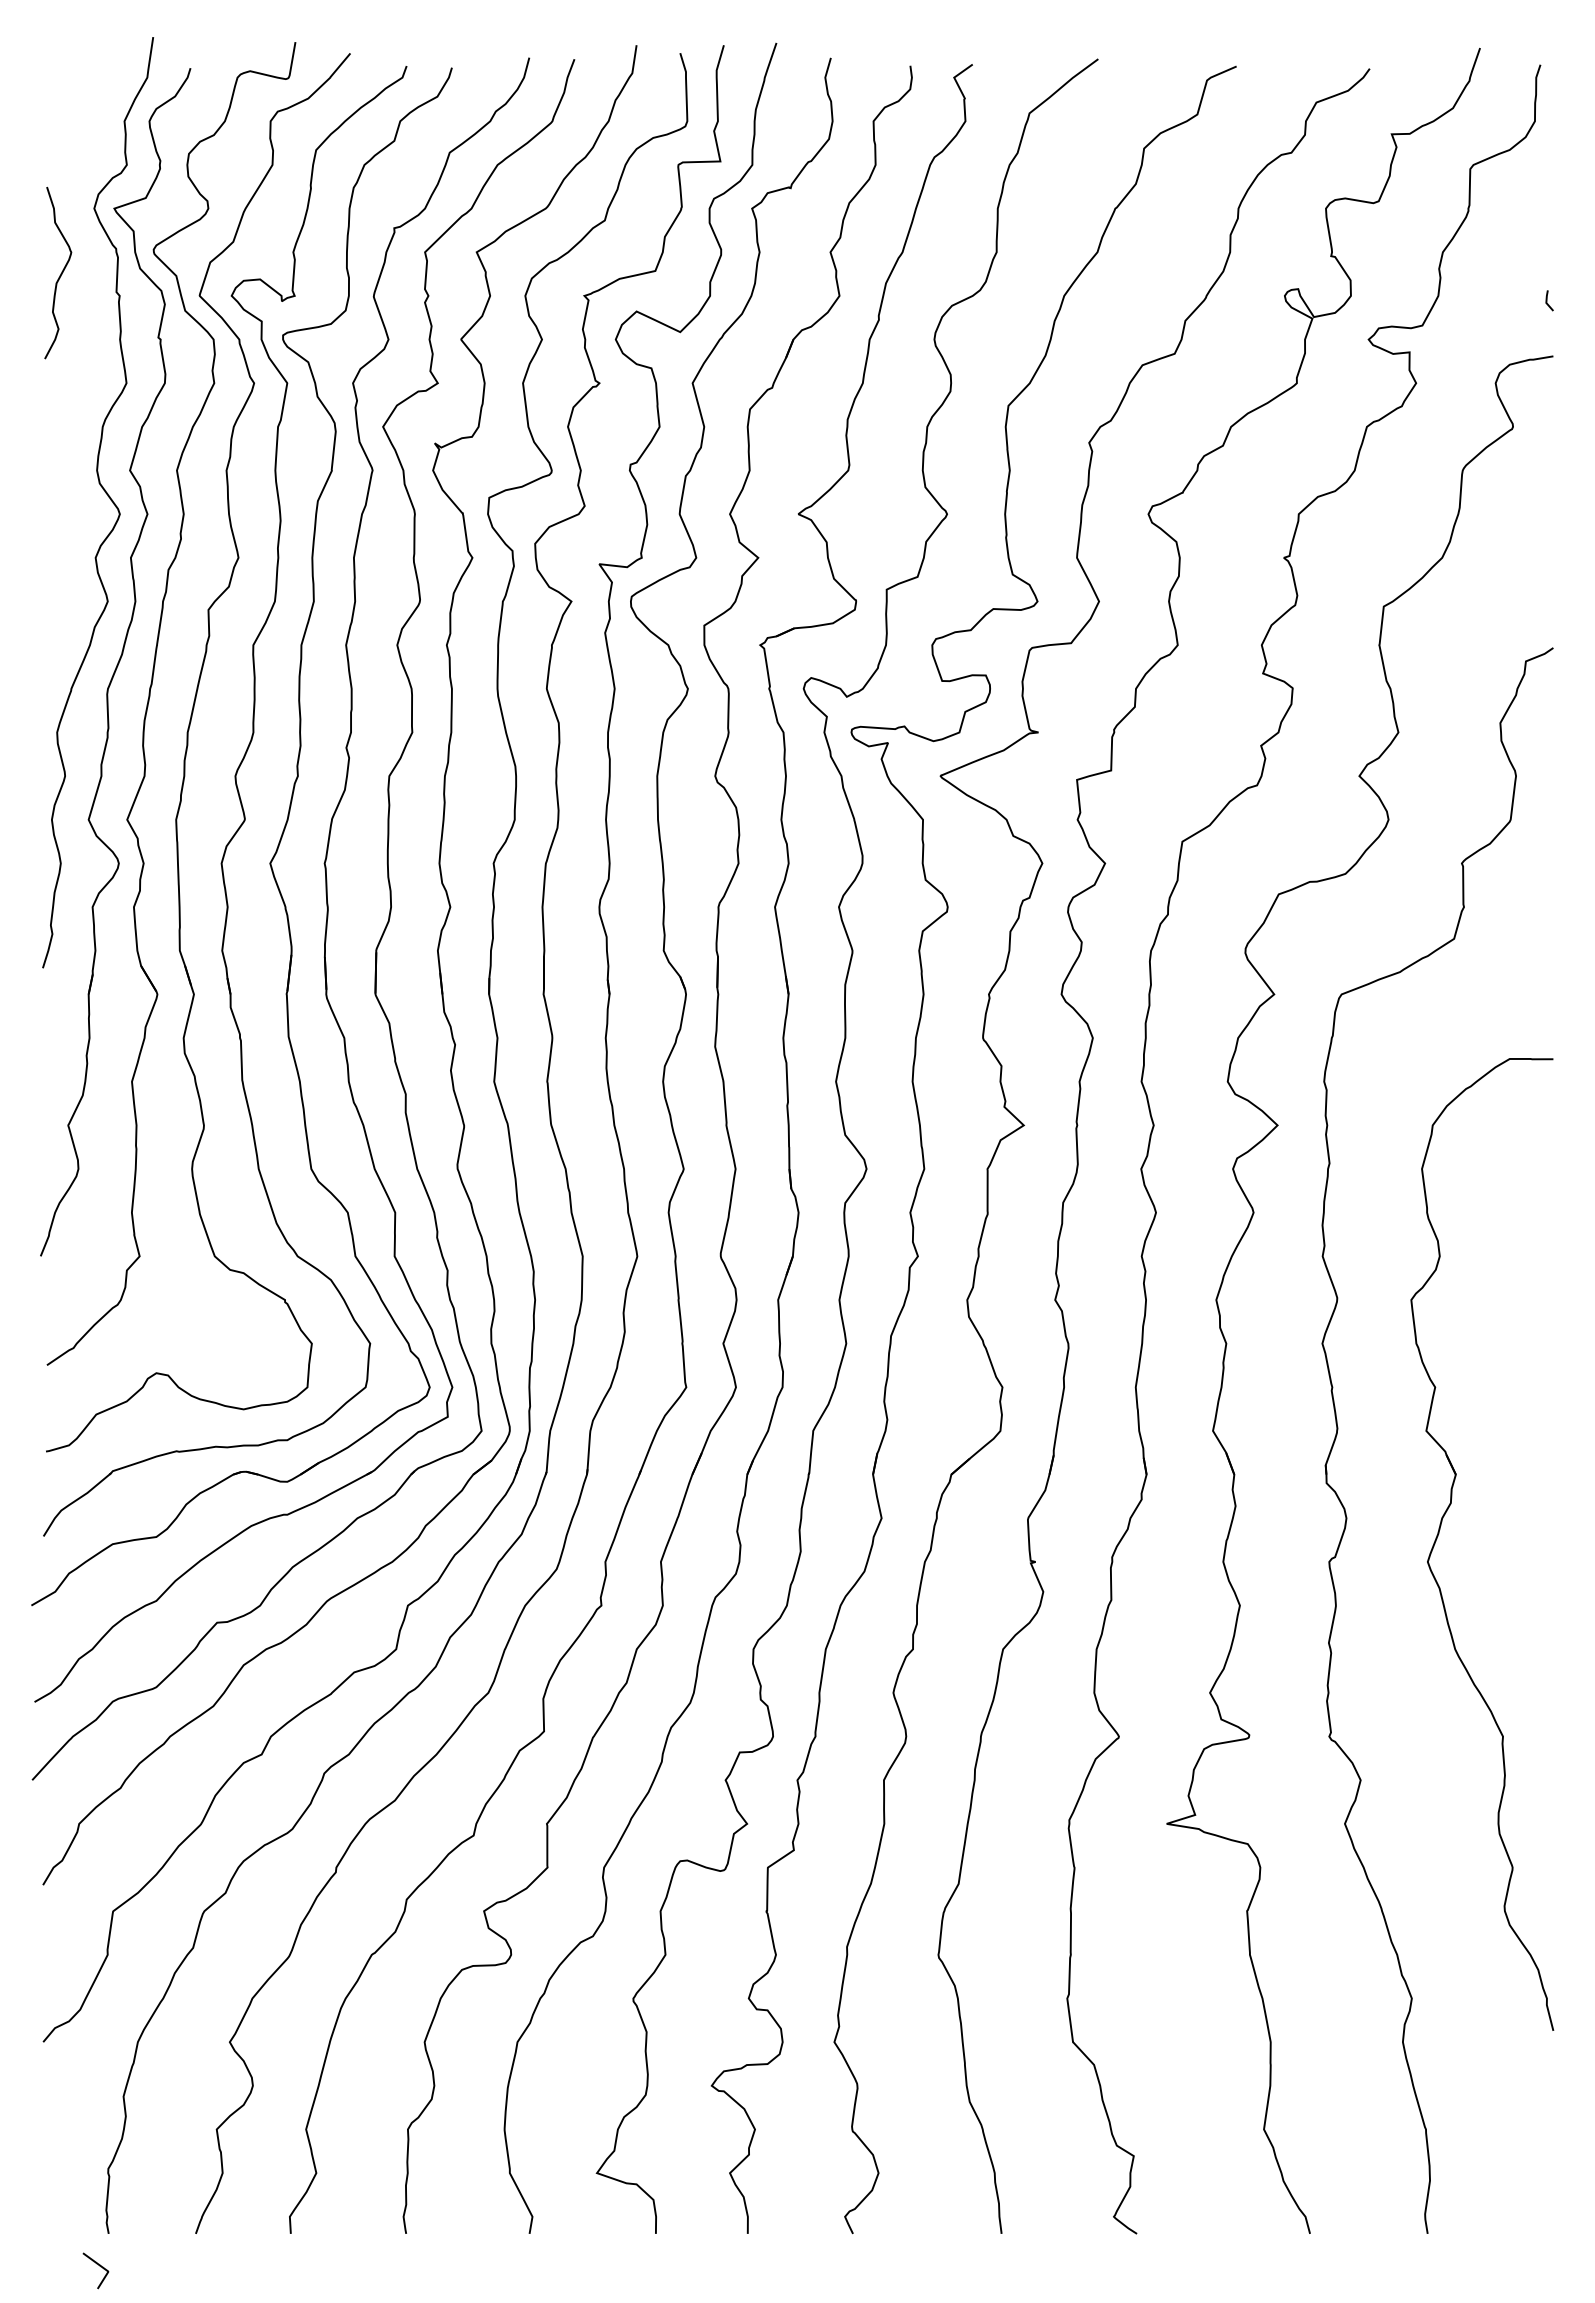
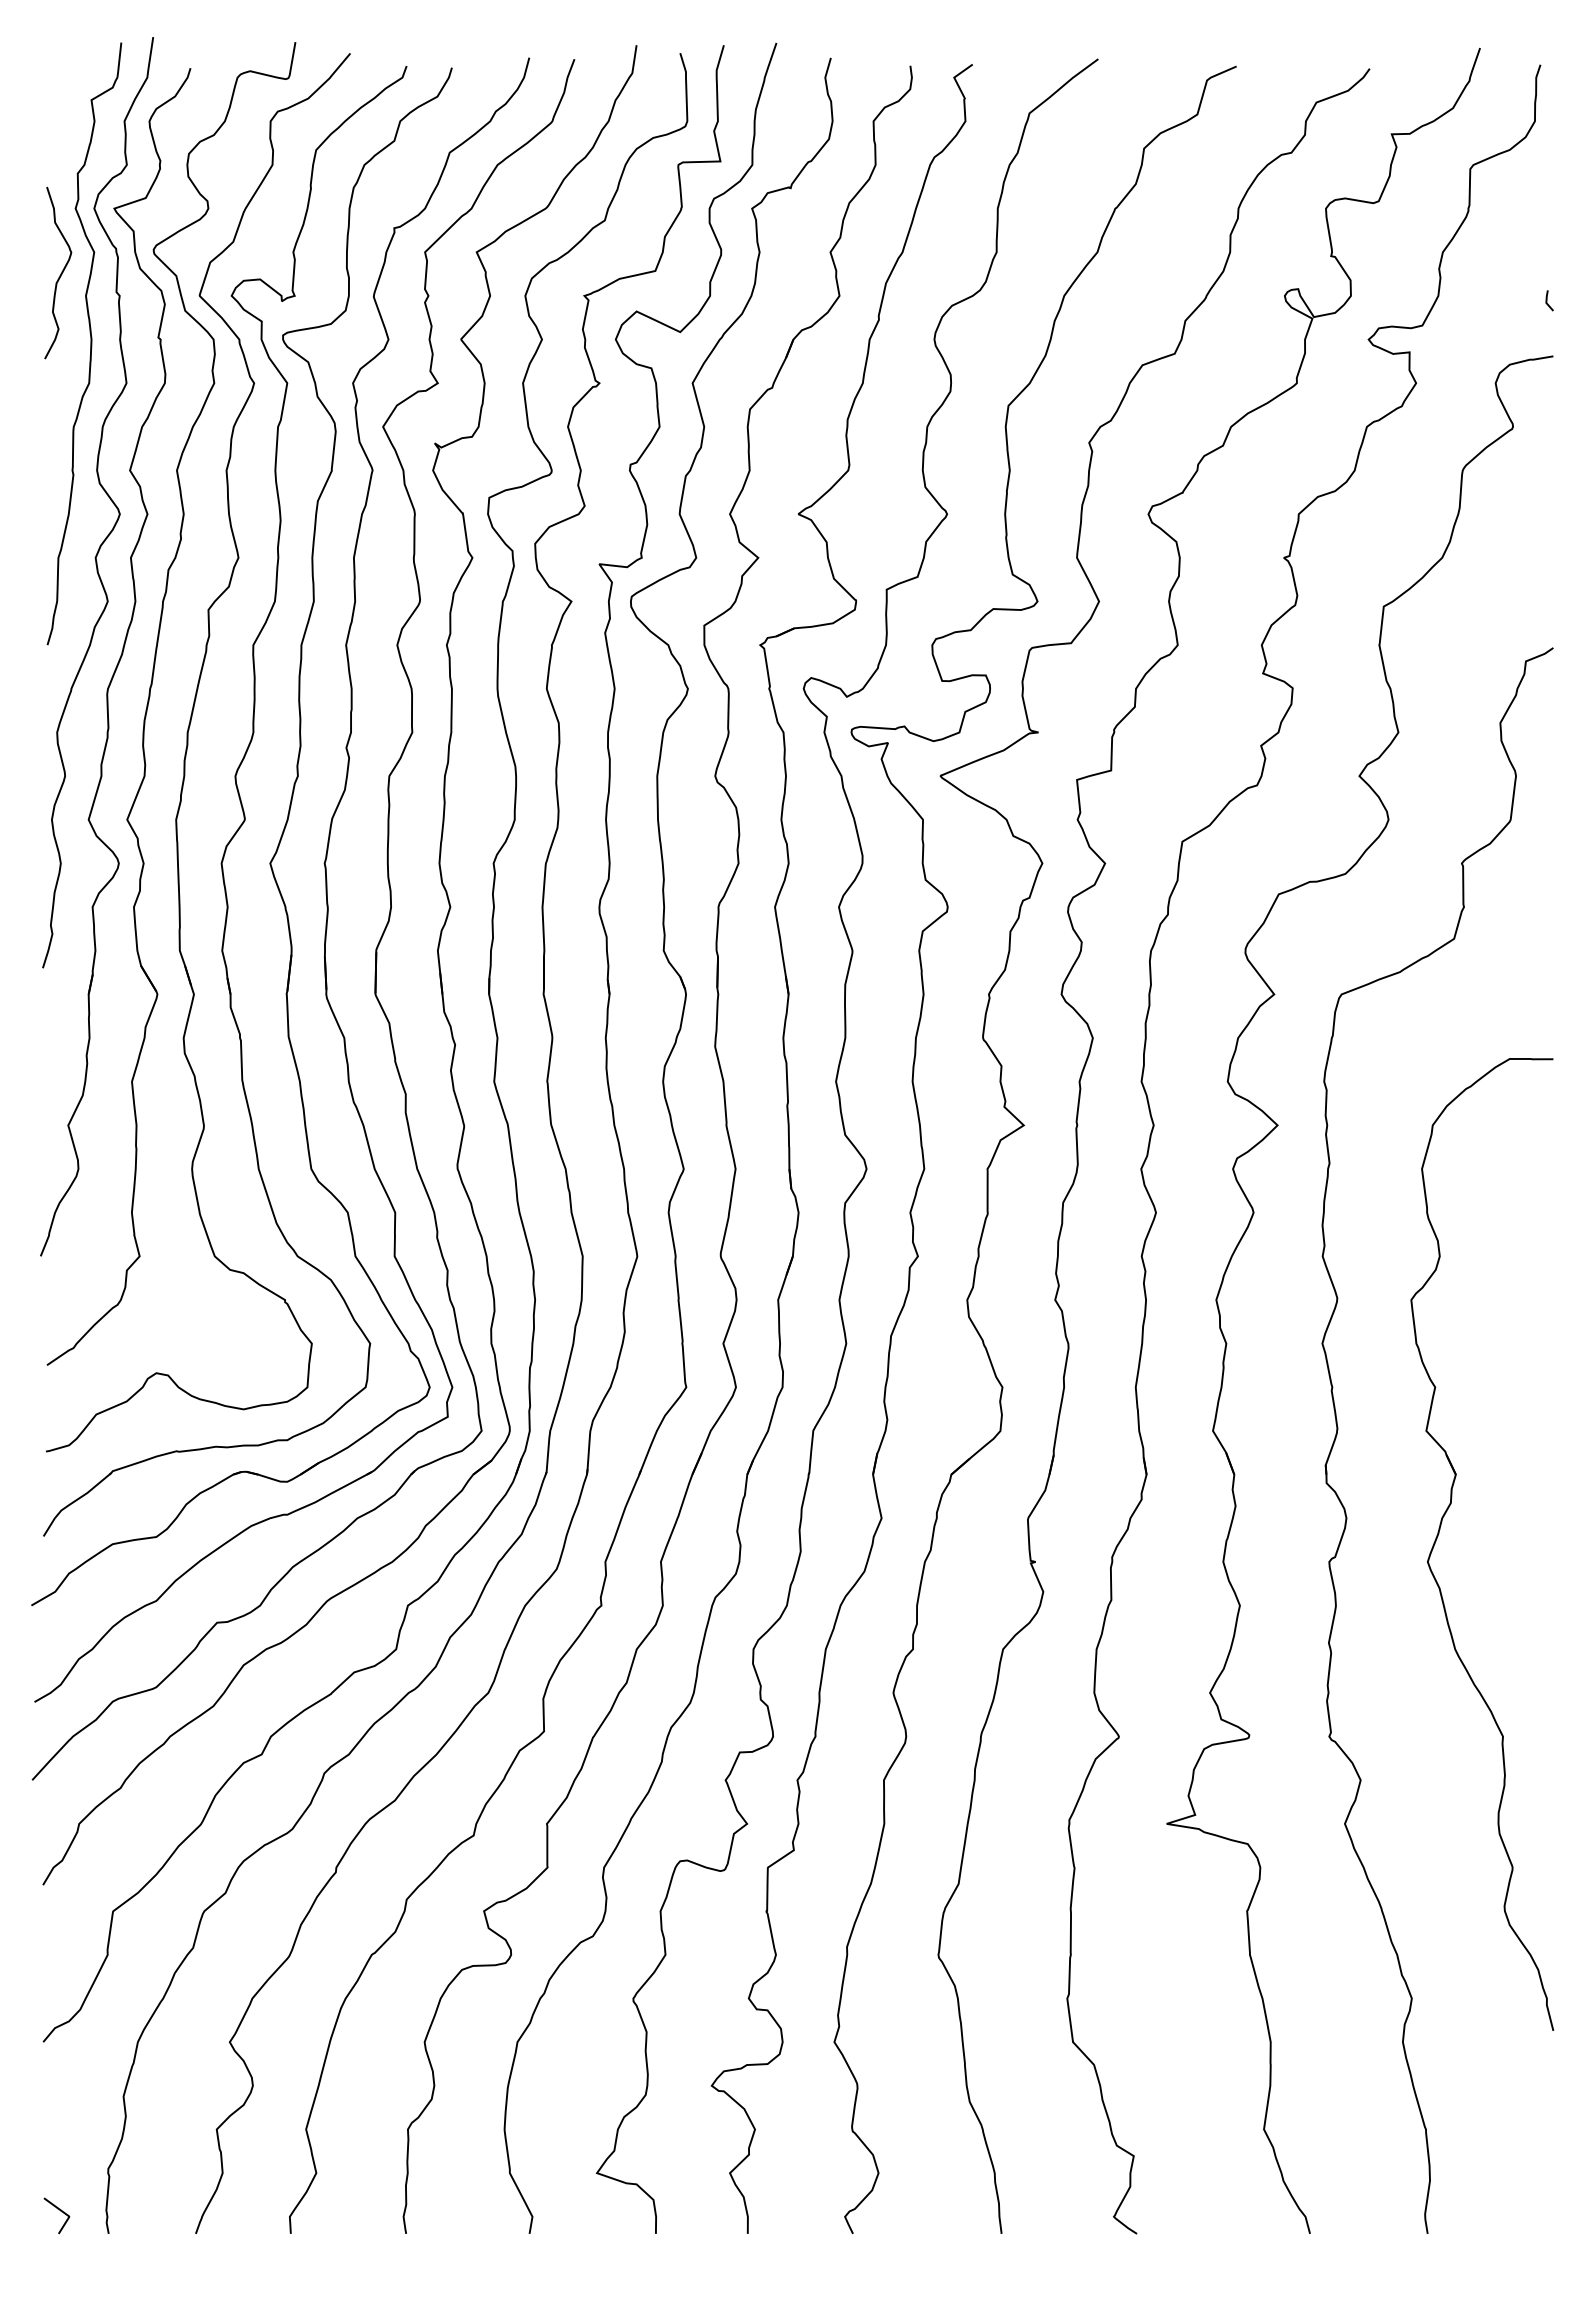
curve: none -> present (90, 343)
curve position: (99, 2266) -> (60, 2211) (60, 2211)
